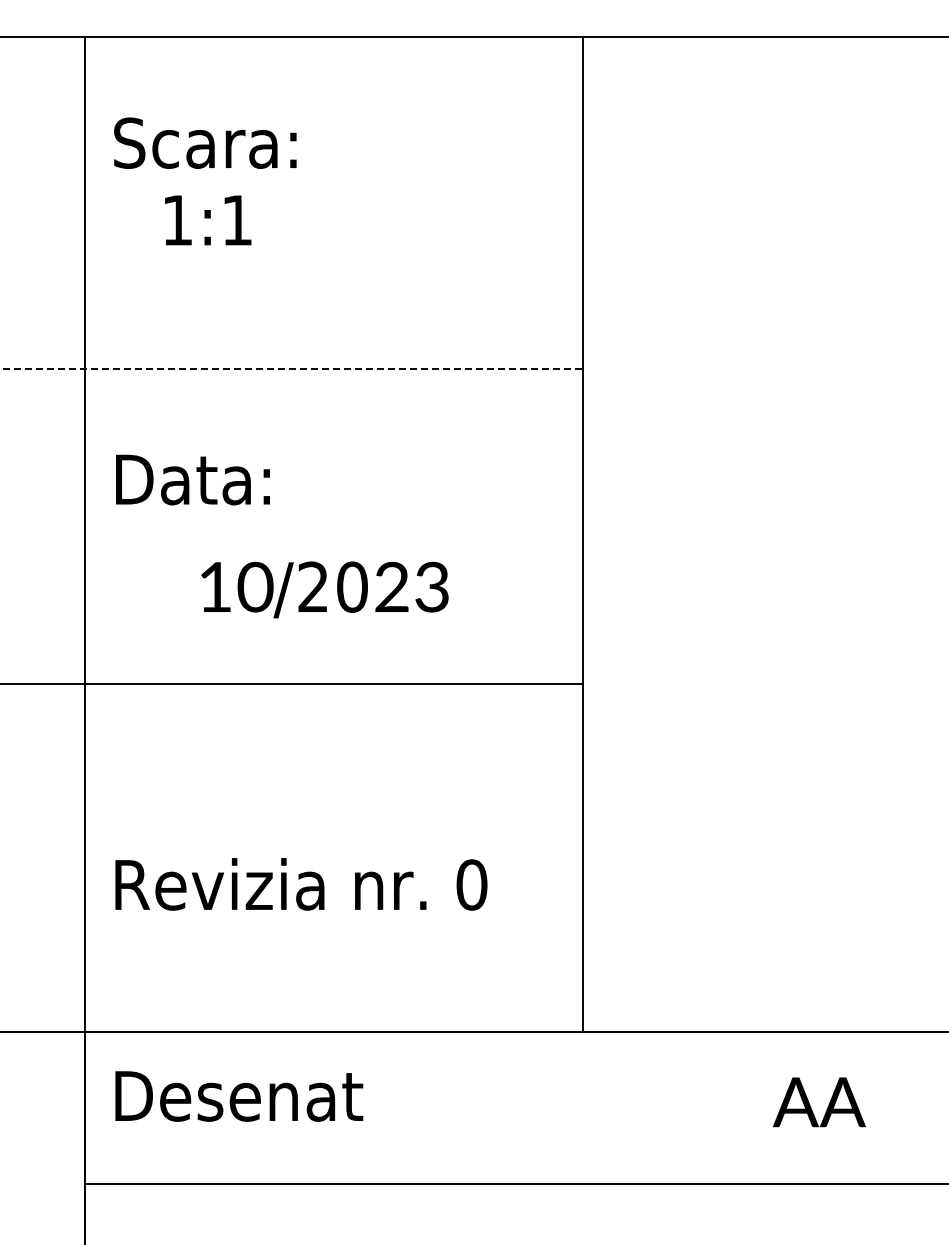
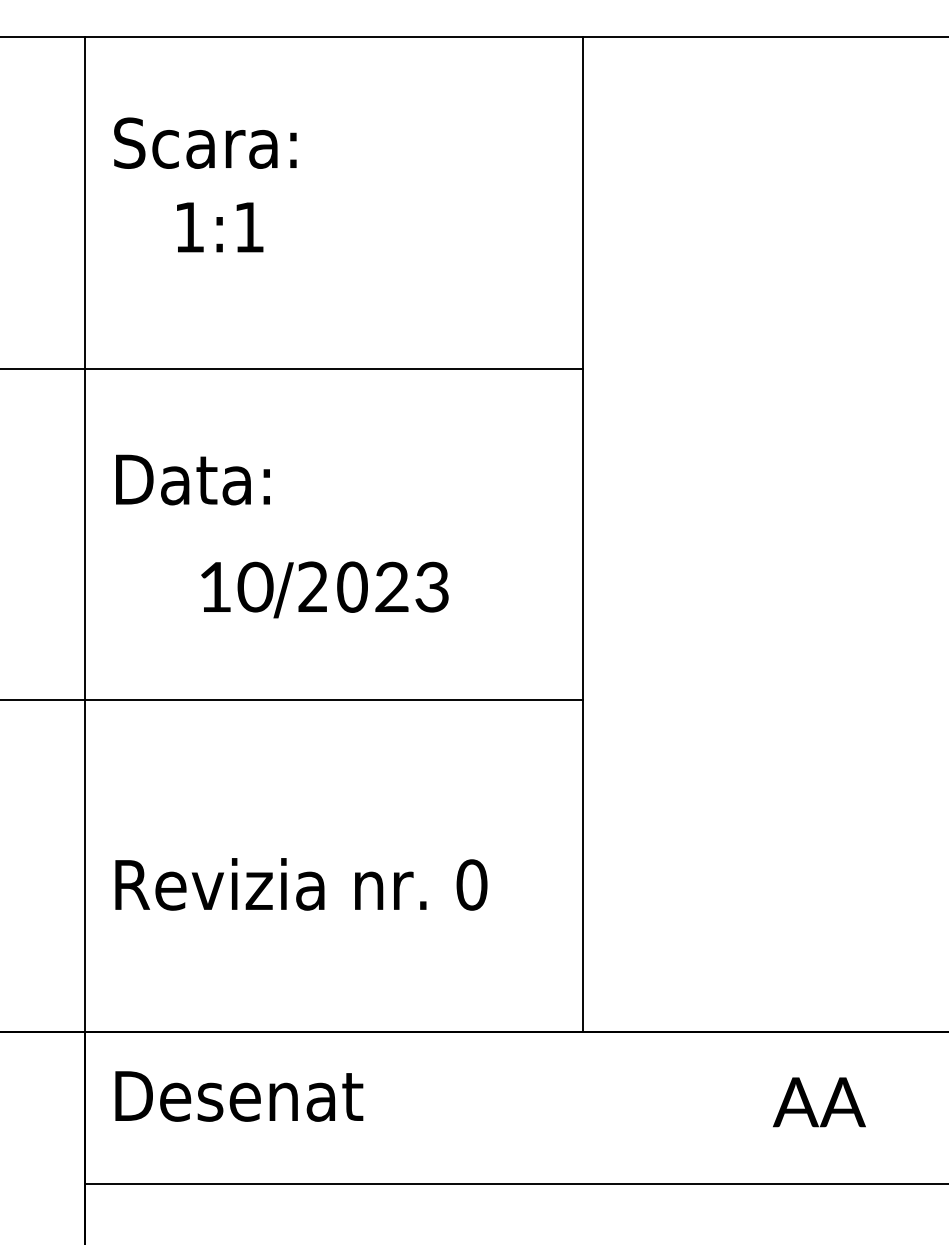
text position: (208, 220) -> (220, 227) (220, 227)
line: dashed -> solid (291, 368)
line position: (292, 684) -> (292, 700) (292, 700)
